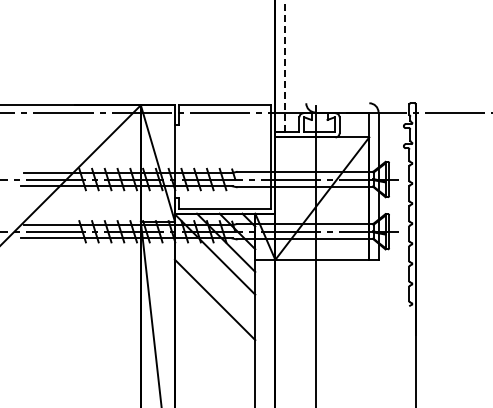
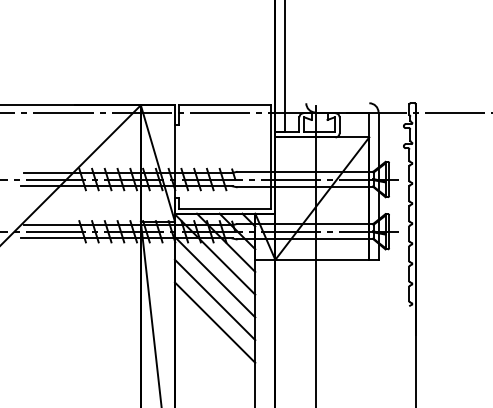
line: dashed -> solid (284, 66)
line: none -> present (214, 277)
line: none -> present (214, 322)
